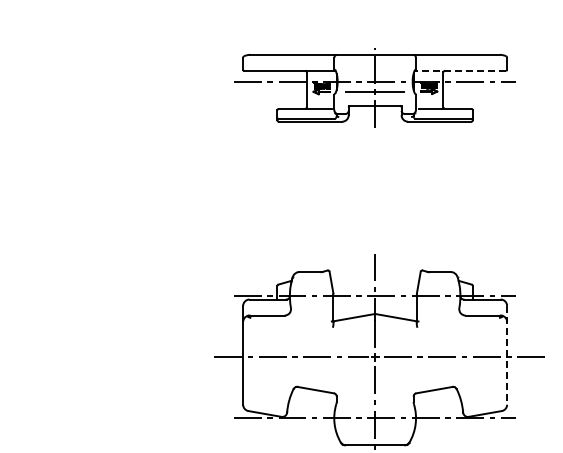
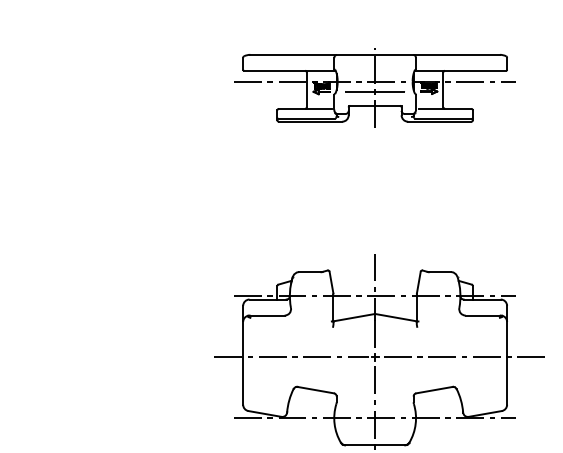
line: dashed -> solid (460, 70)
line: dashed -> solid (507, 355)
